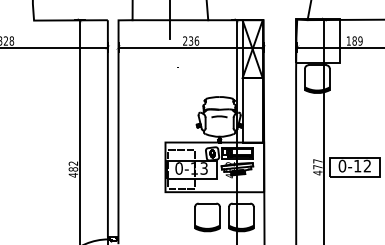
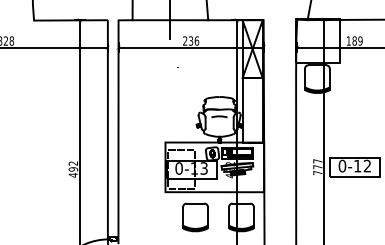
text: 482 -> 492 (73, 169)
text: 477 -> 777 (317, 172)
part position: (207, 217) -> (195, 217) (195, 217)
